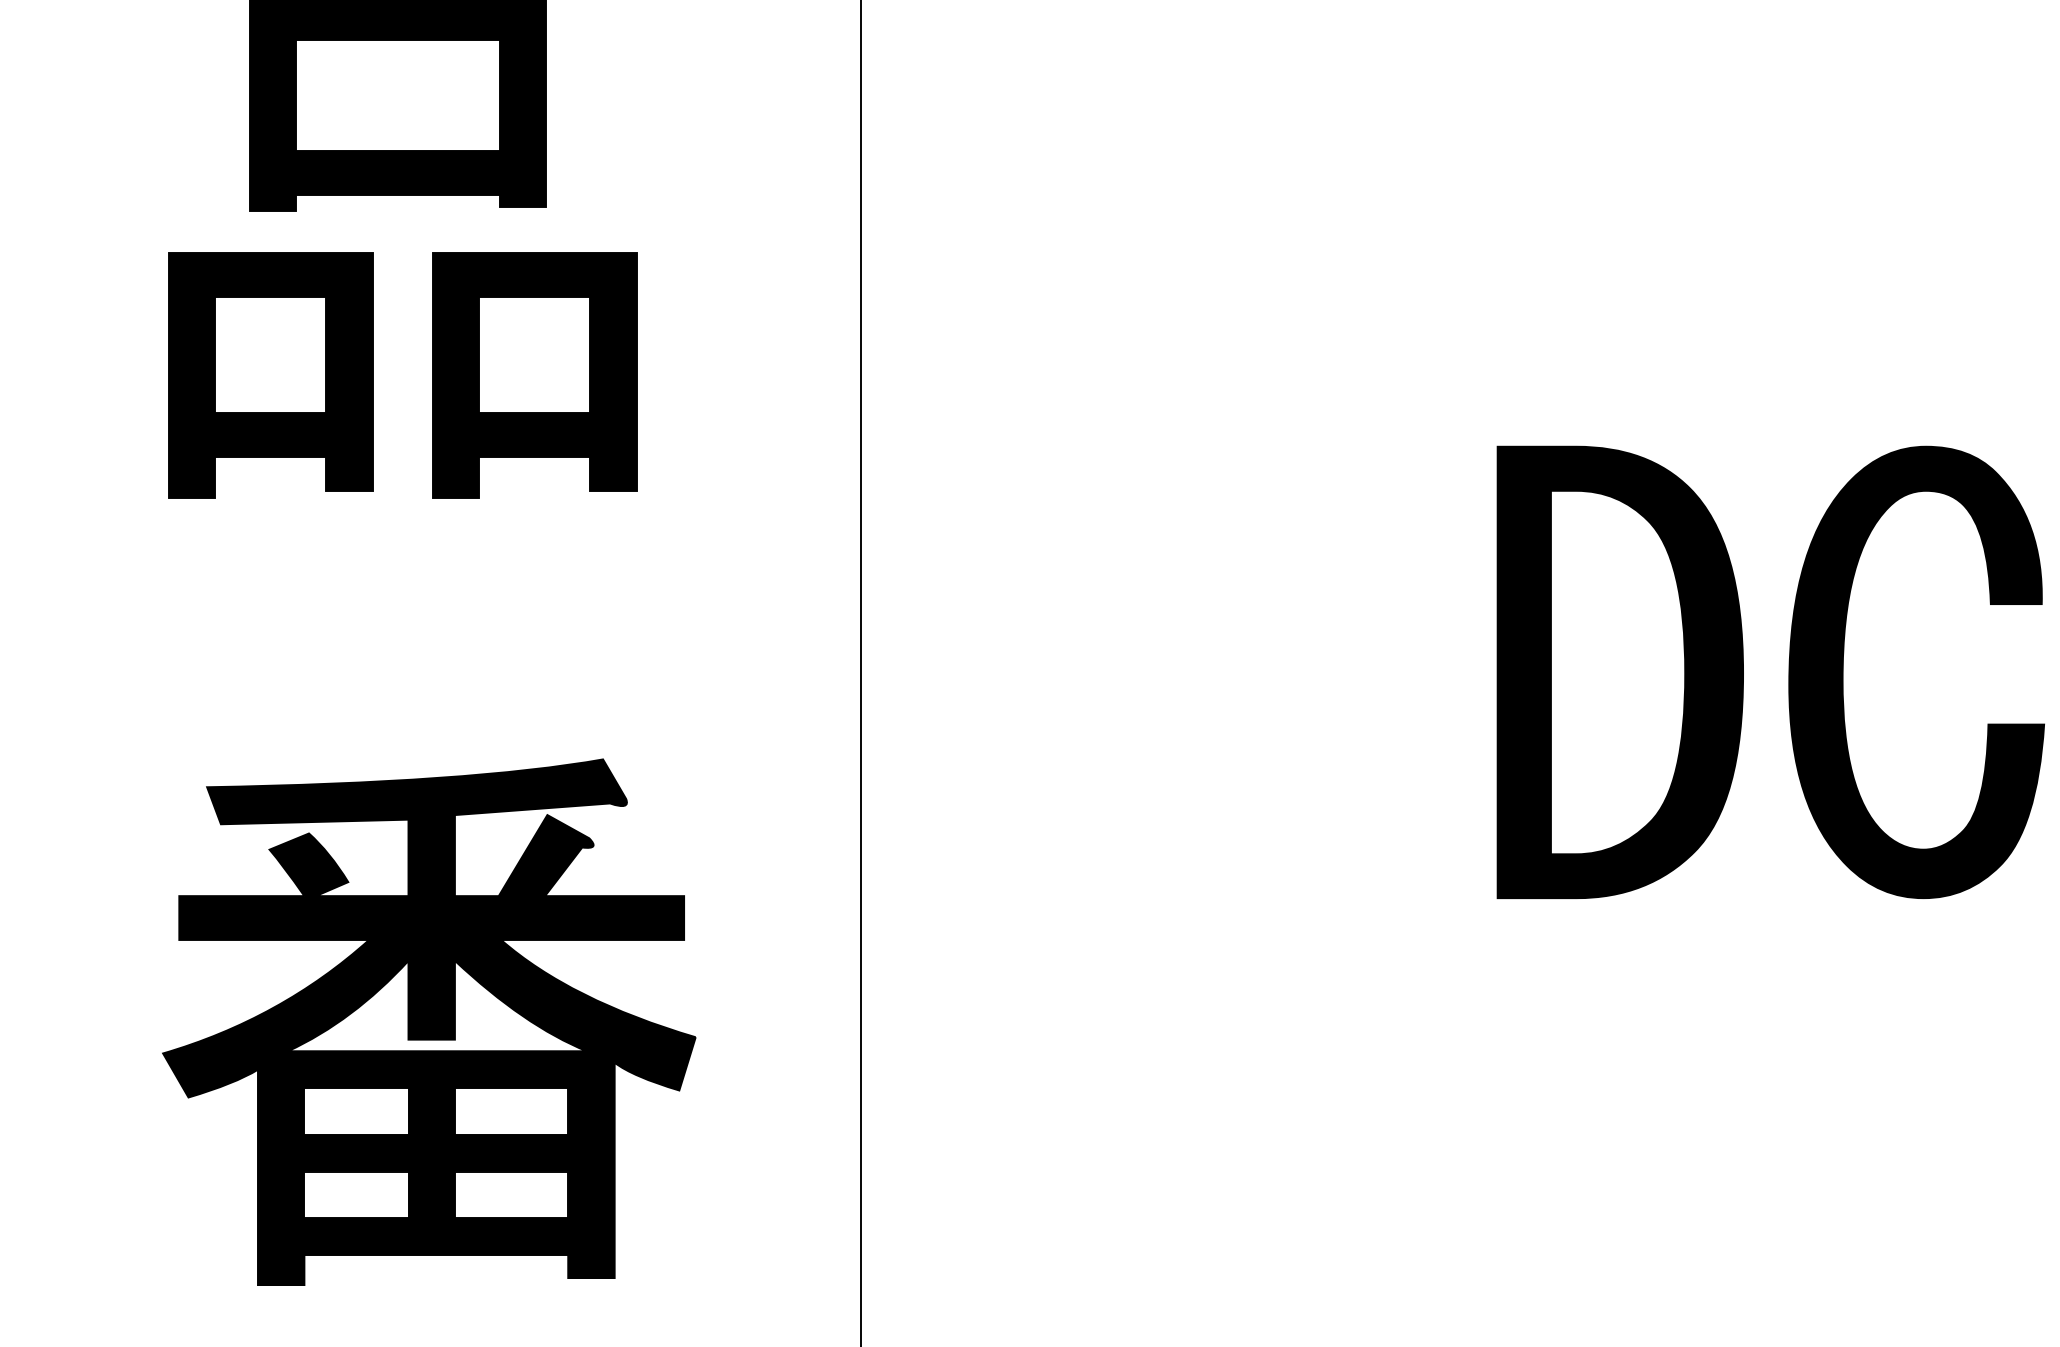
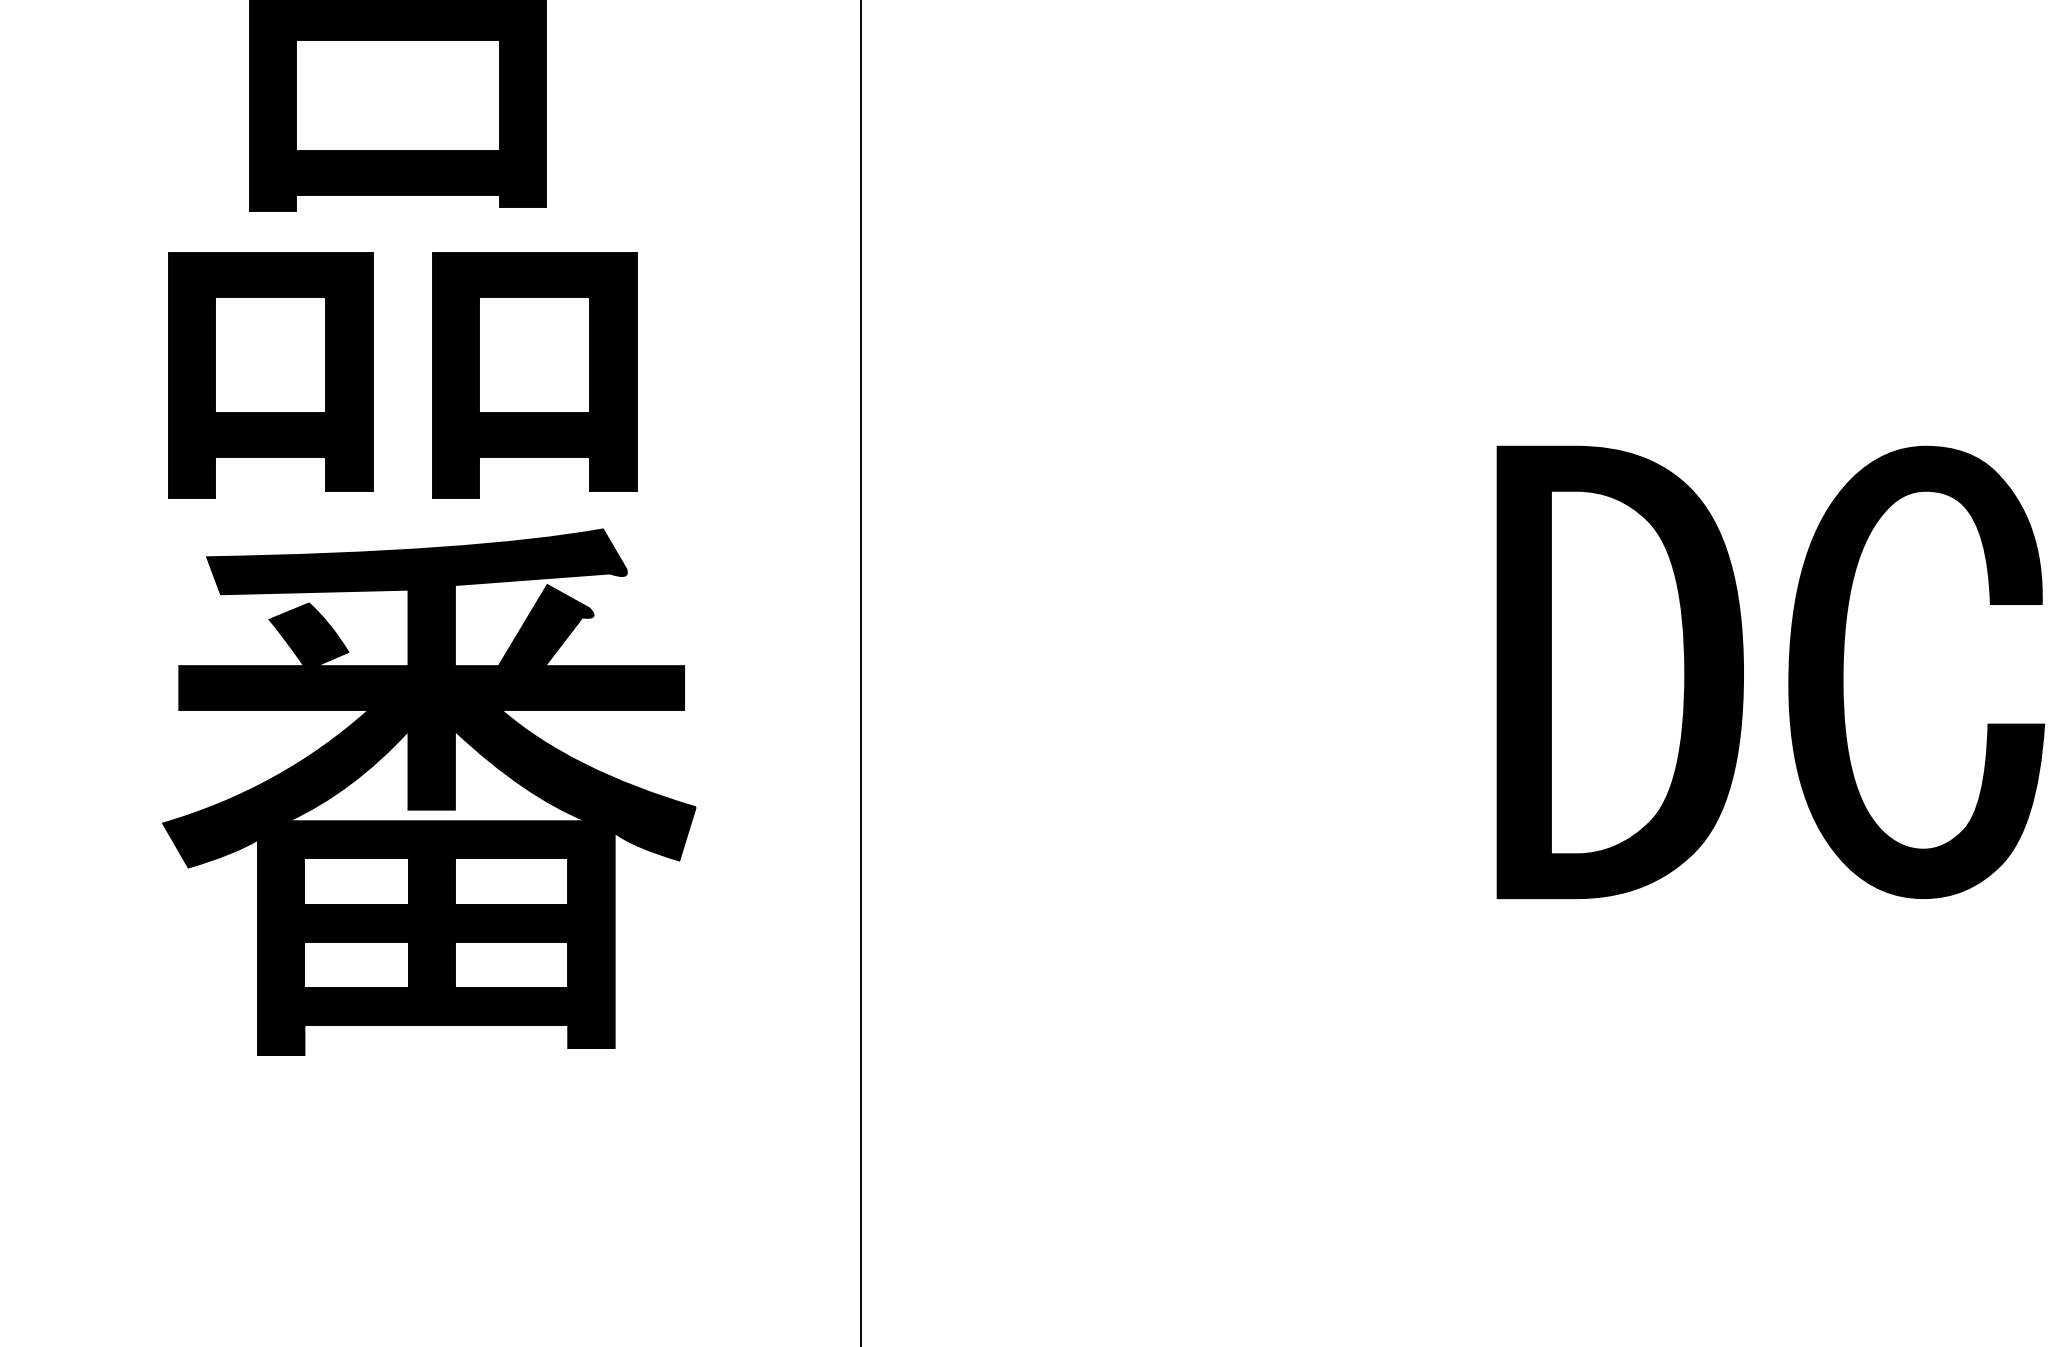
part position: (429, 1021) -> (429, 791) (429, 791)
